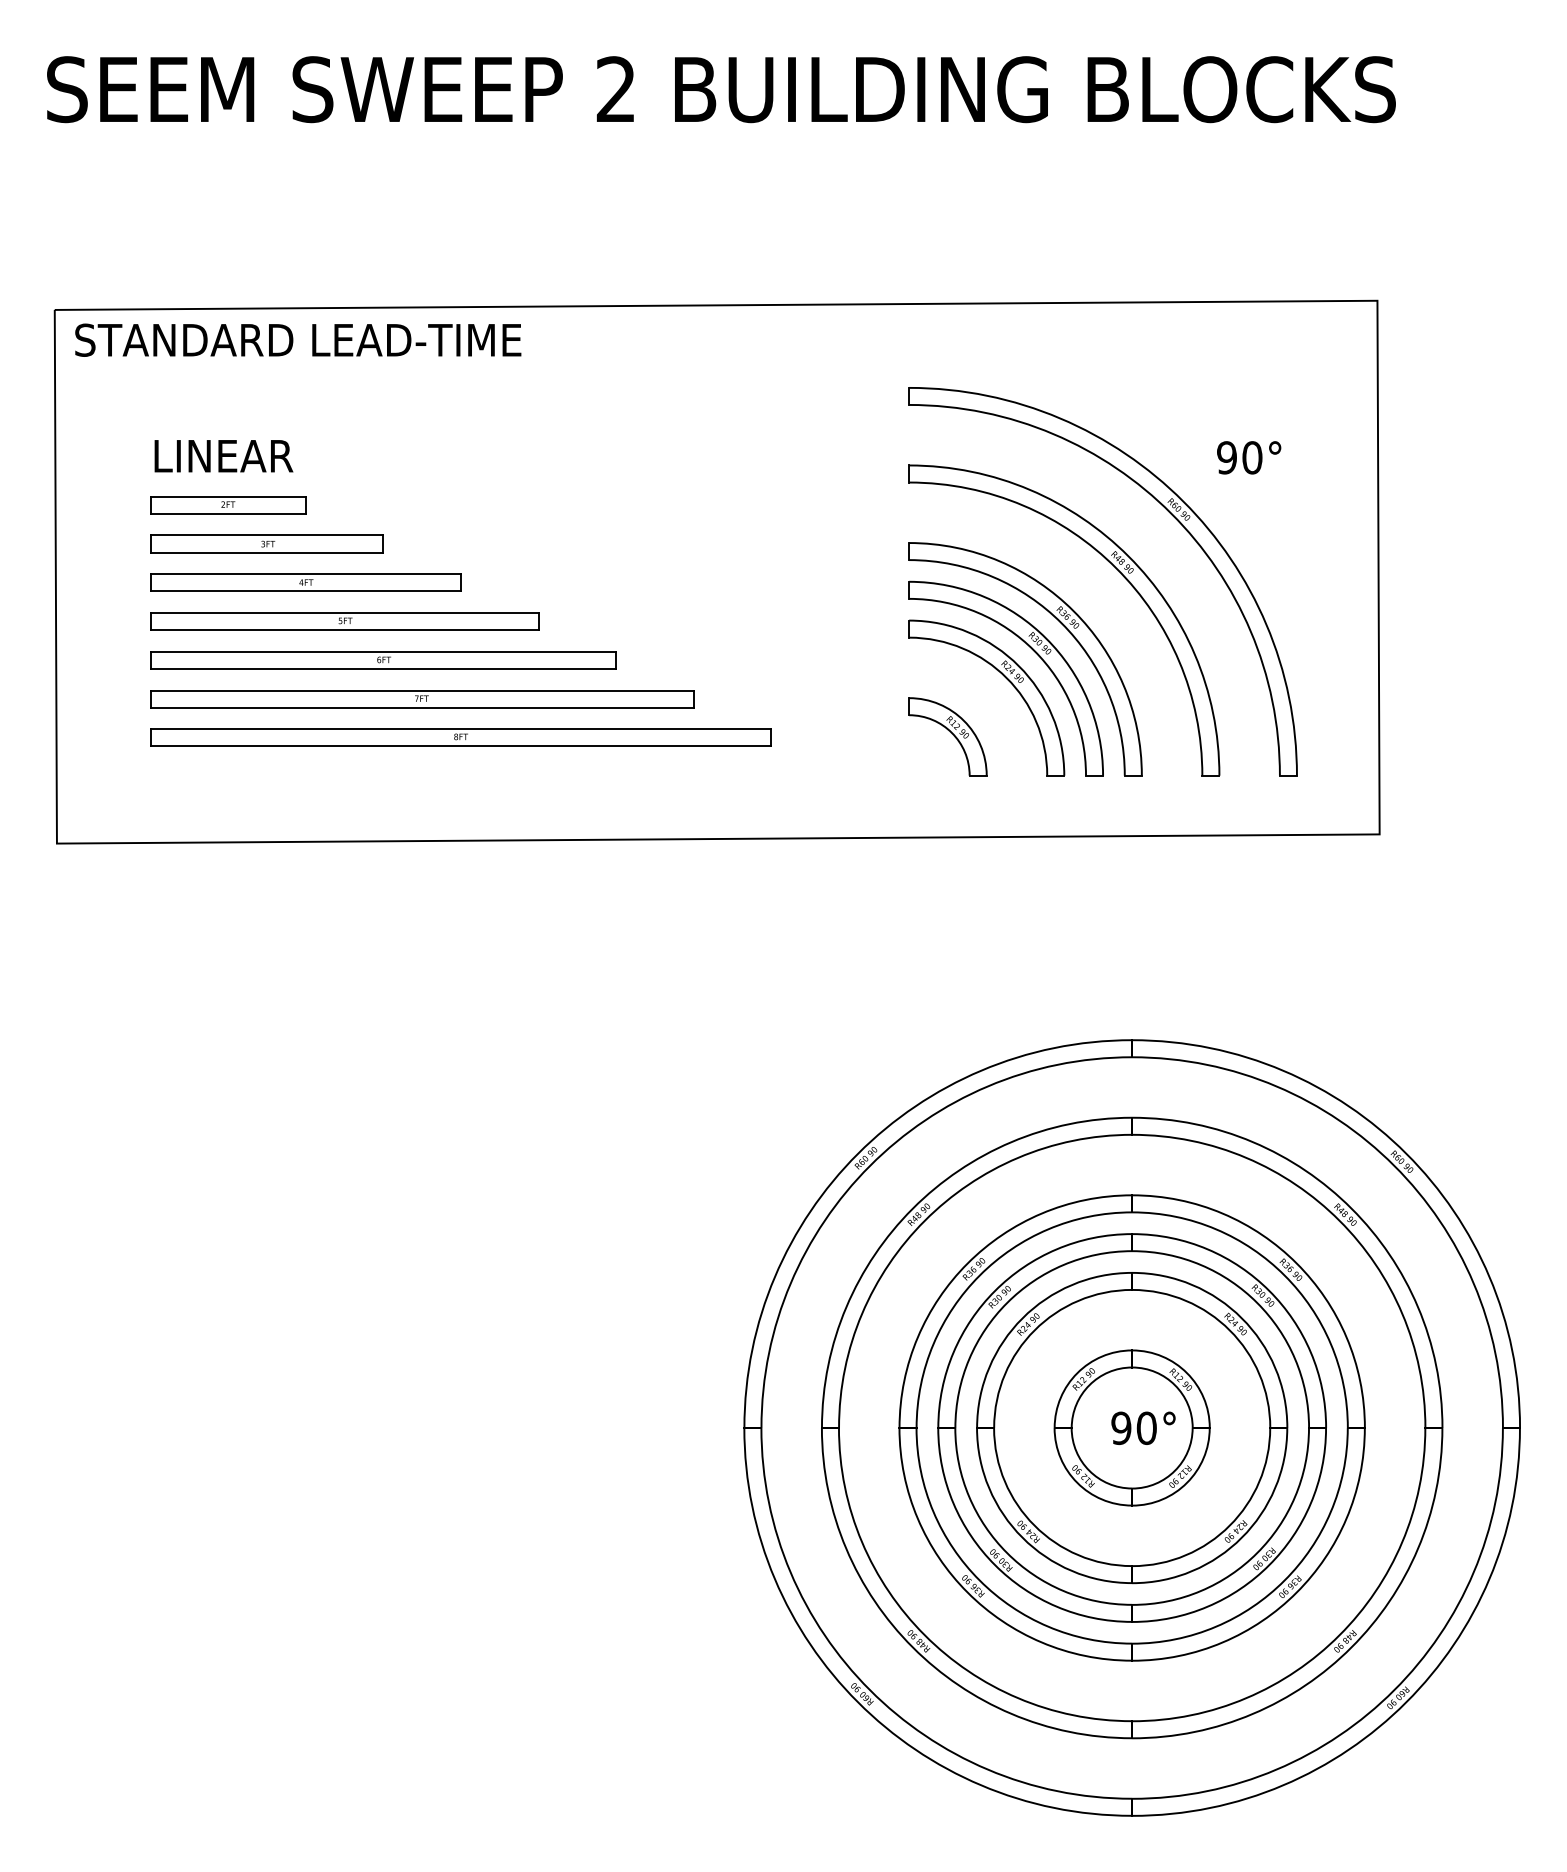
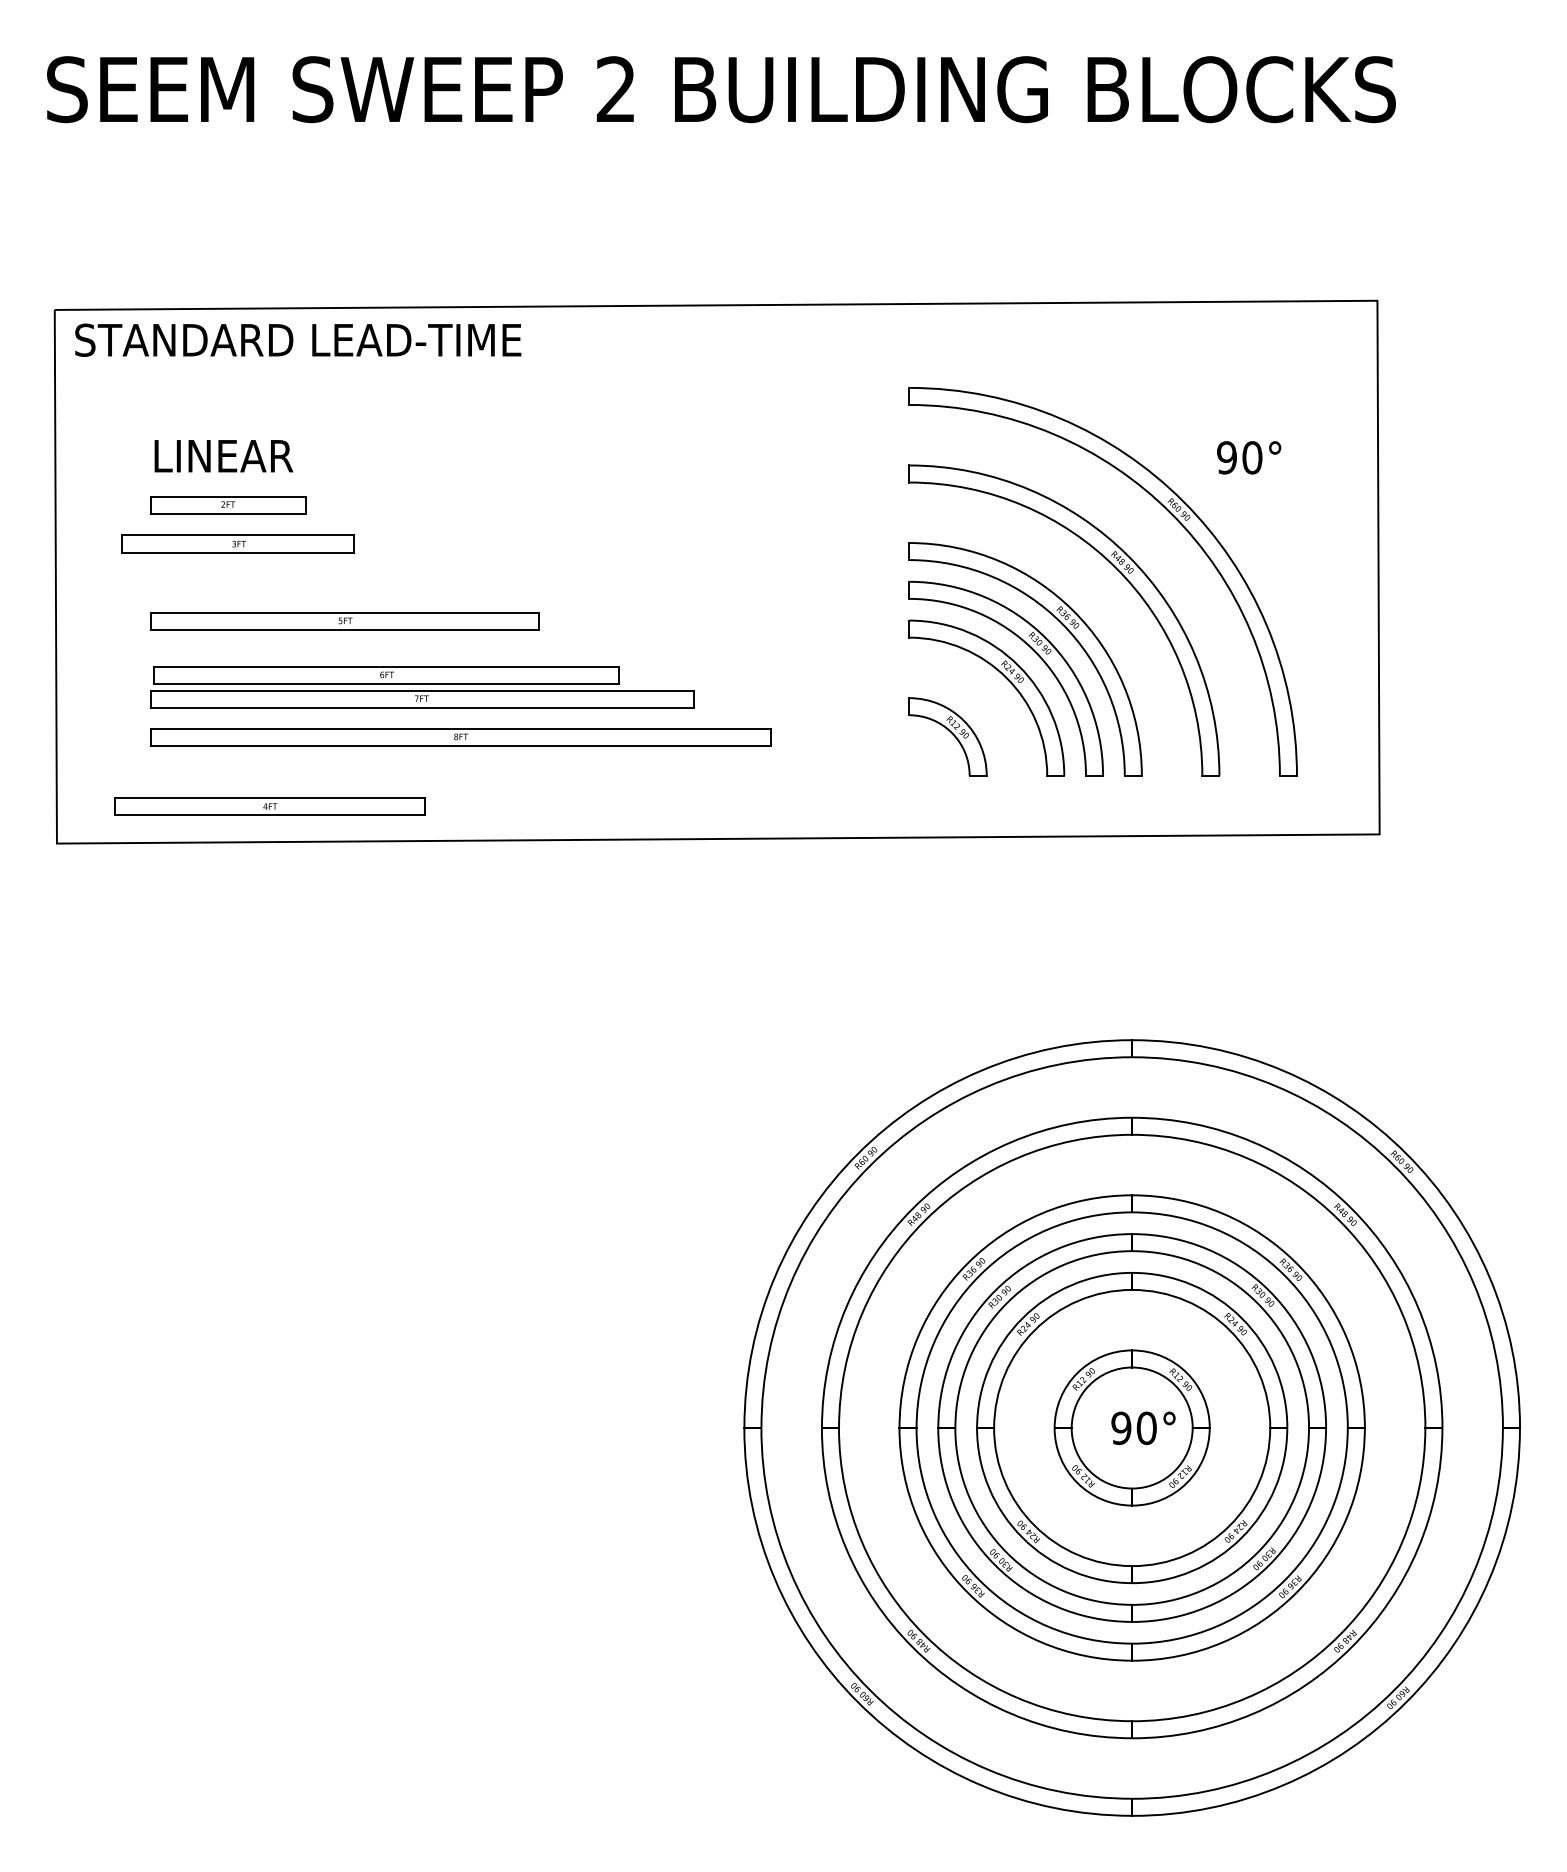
part position: (266, 543) -> (237, 543) (237, 543)
part position: (305, 582) -> (269, 806) (269, 806)
part position: (383, 660) -> (386, 675) (386, 675)
